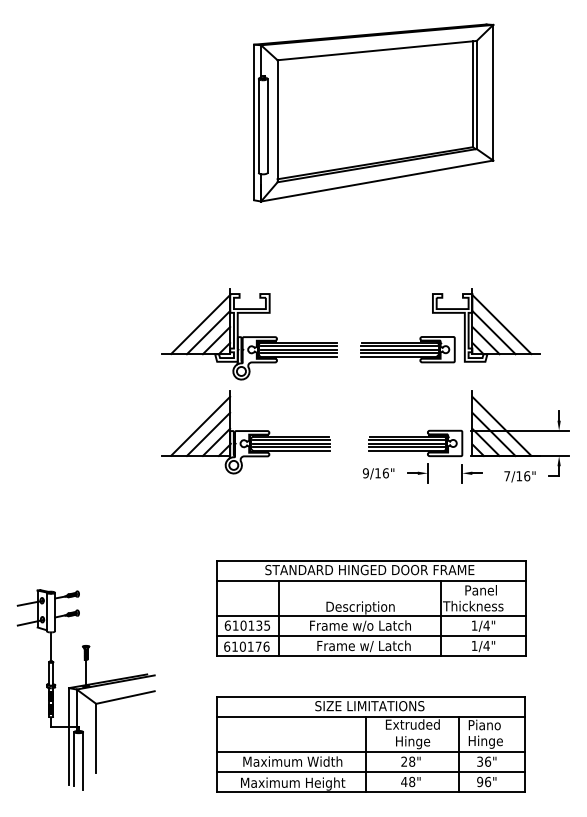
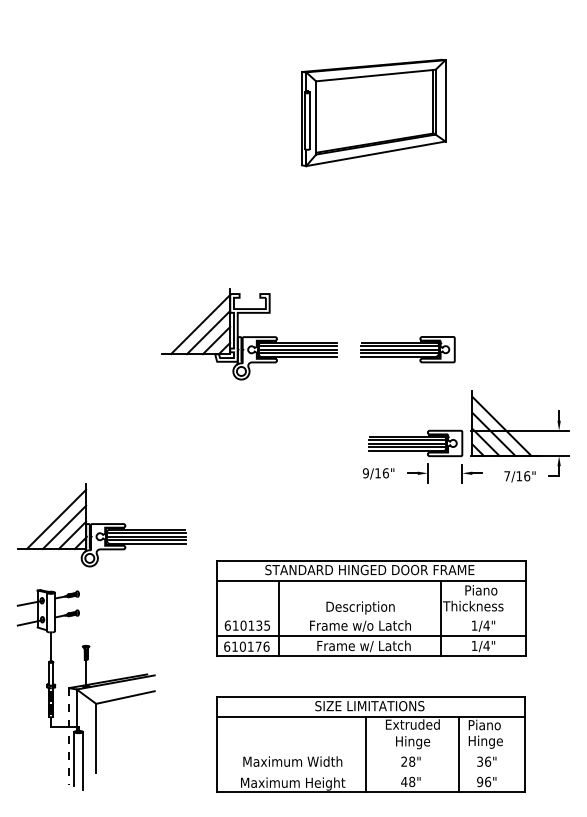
part size: 242x180 px -> 146x110 px (373, 112)
part: present -> none (486, 325)
part position: (245, 432) -> (101, 525) (101, 525)
text: Panel -> Piano (484, 590)
line: present -> none (370, 616)
line: solid -> dashed (69, 737)
line: present -> none (370, 752)
line: present -> none (370, 772)
